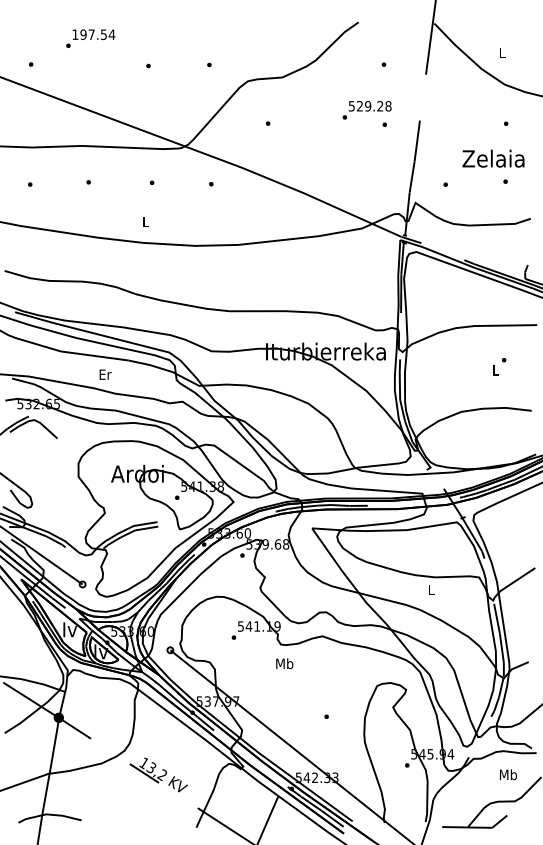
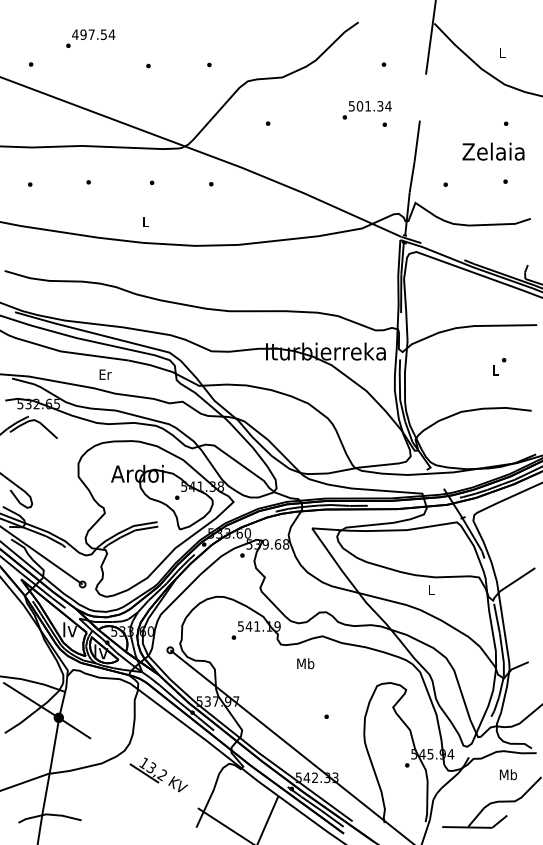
text: 197.54 -> 497.54 (75, 34)
text: 529.28 -> 501.34 (373, 106)
text position: (493, 158) -> (493, 151) (493, 151)
text position: (284, 663) -> (305, 663) (305, 663)
